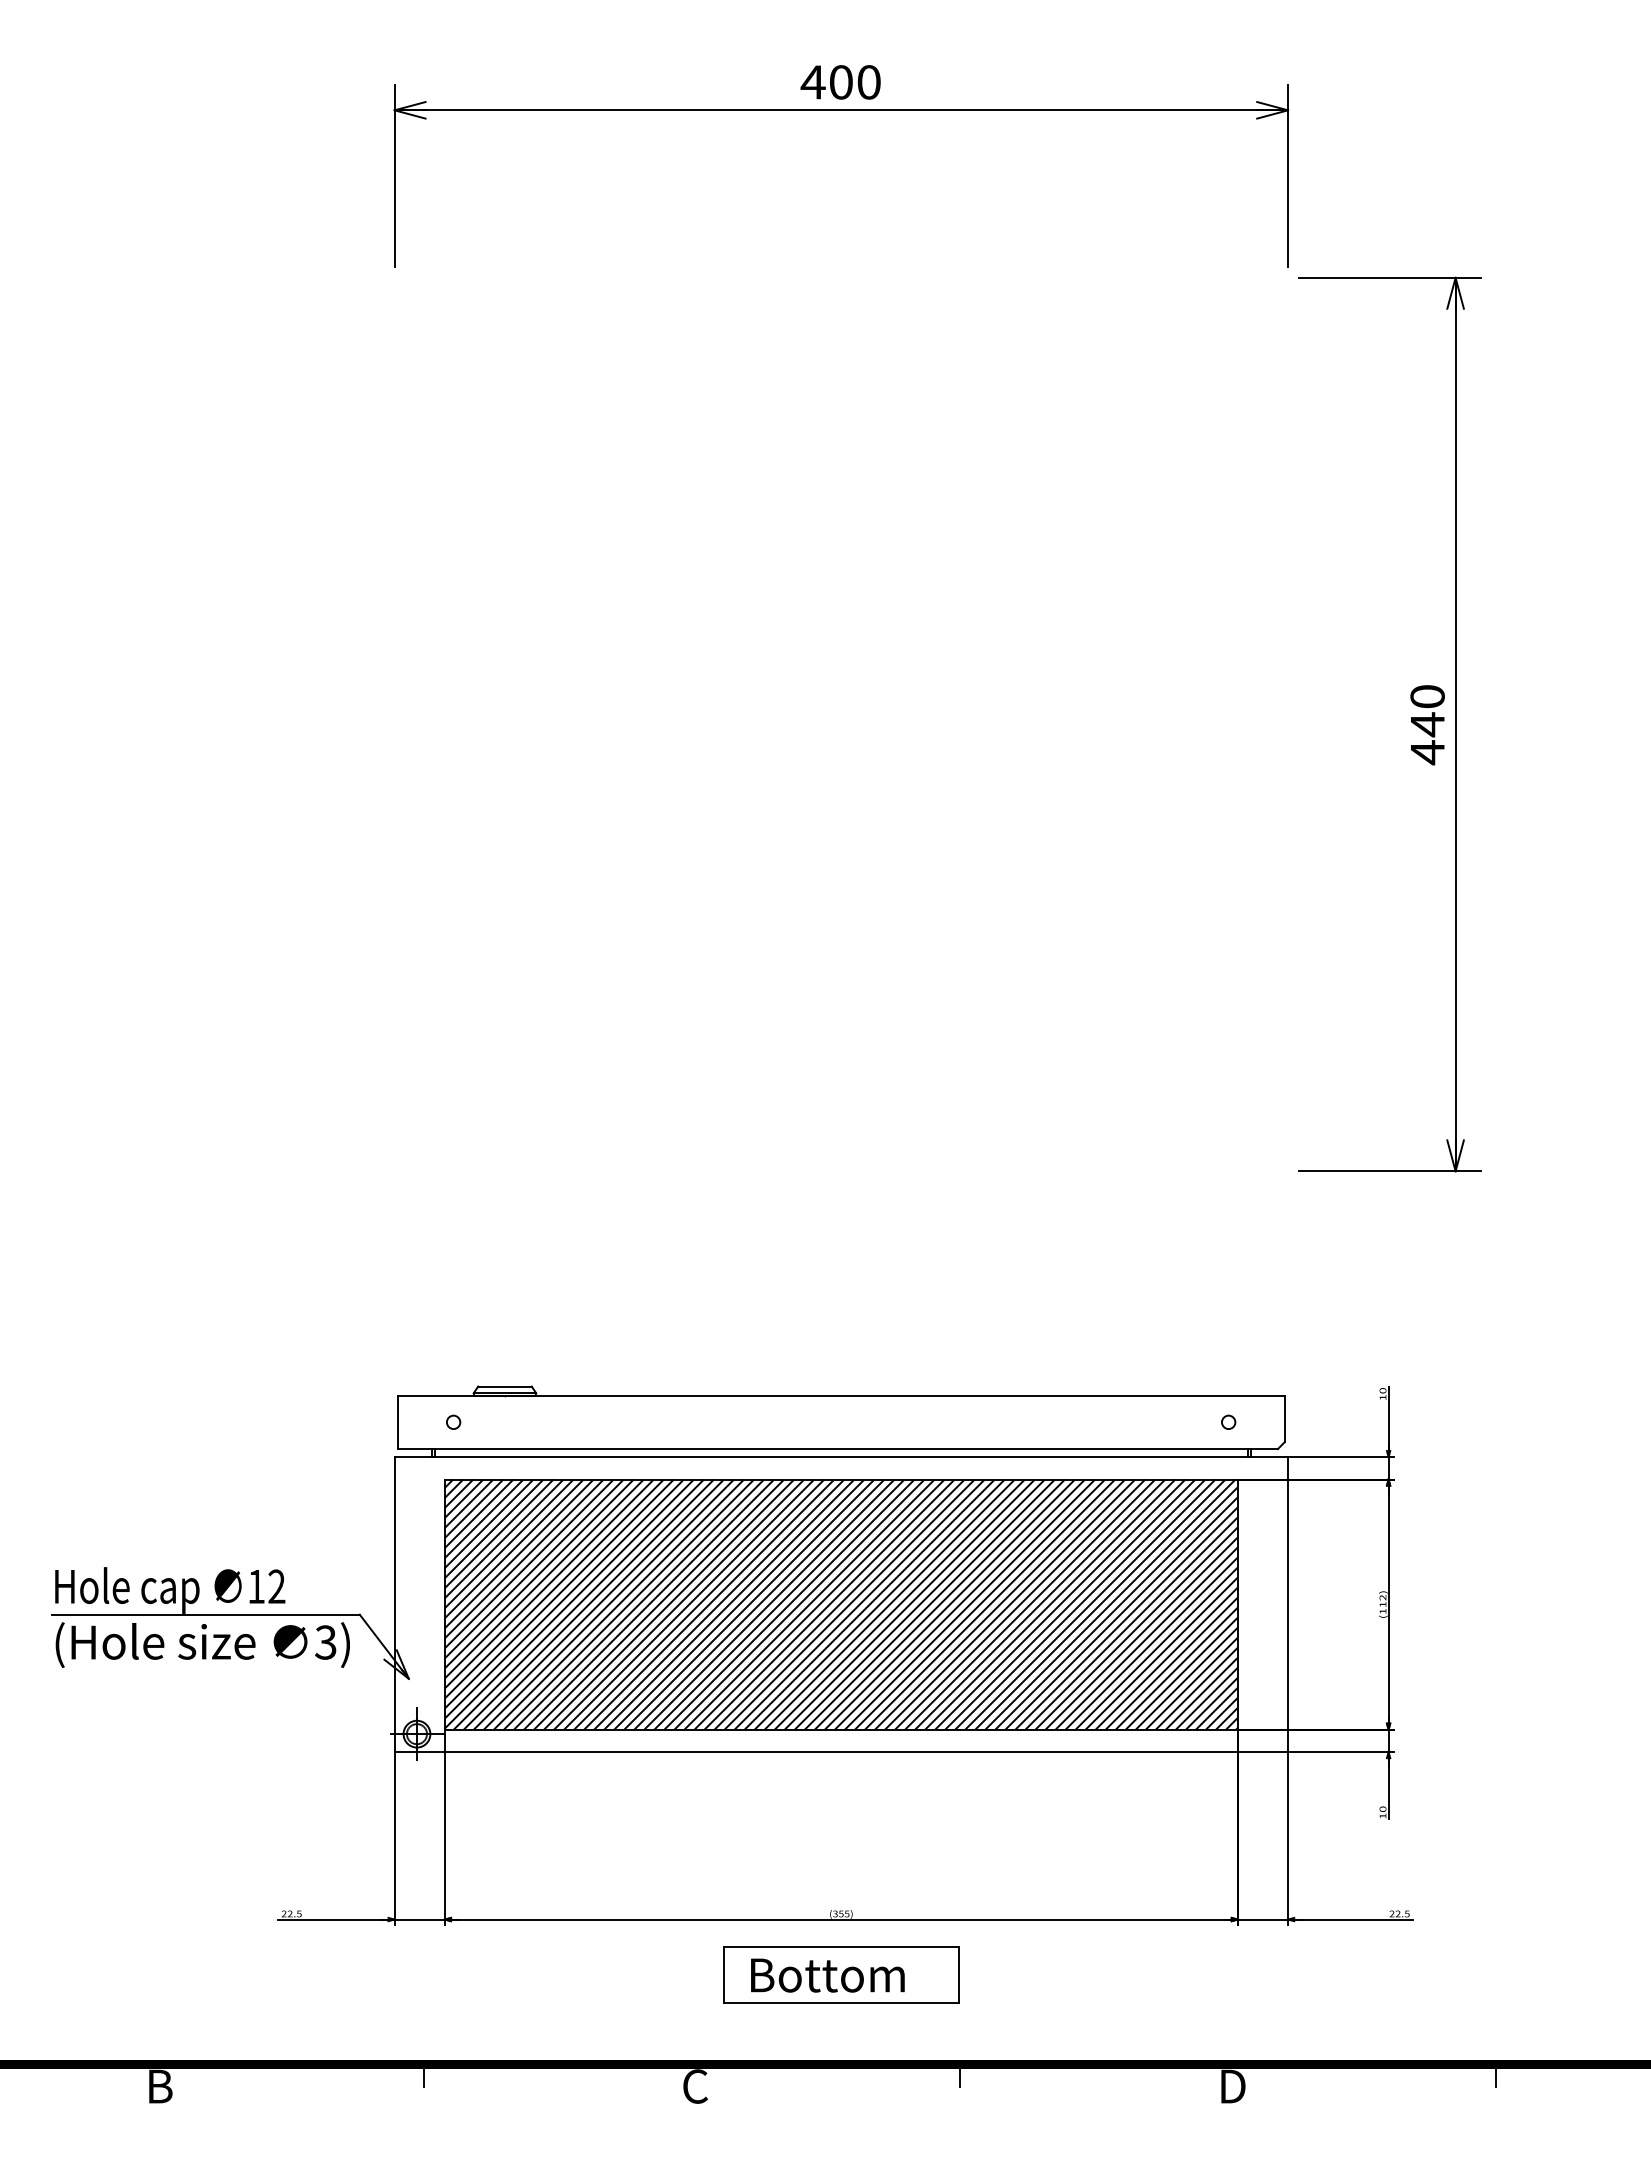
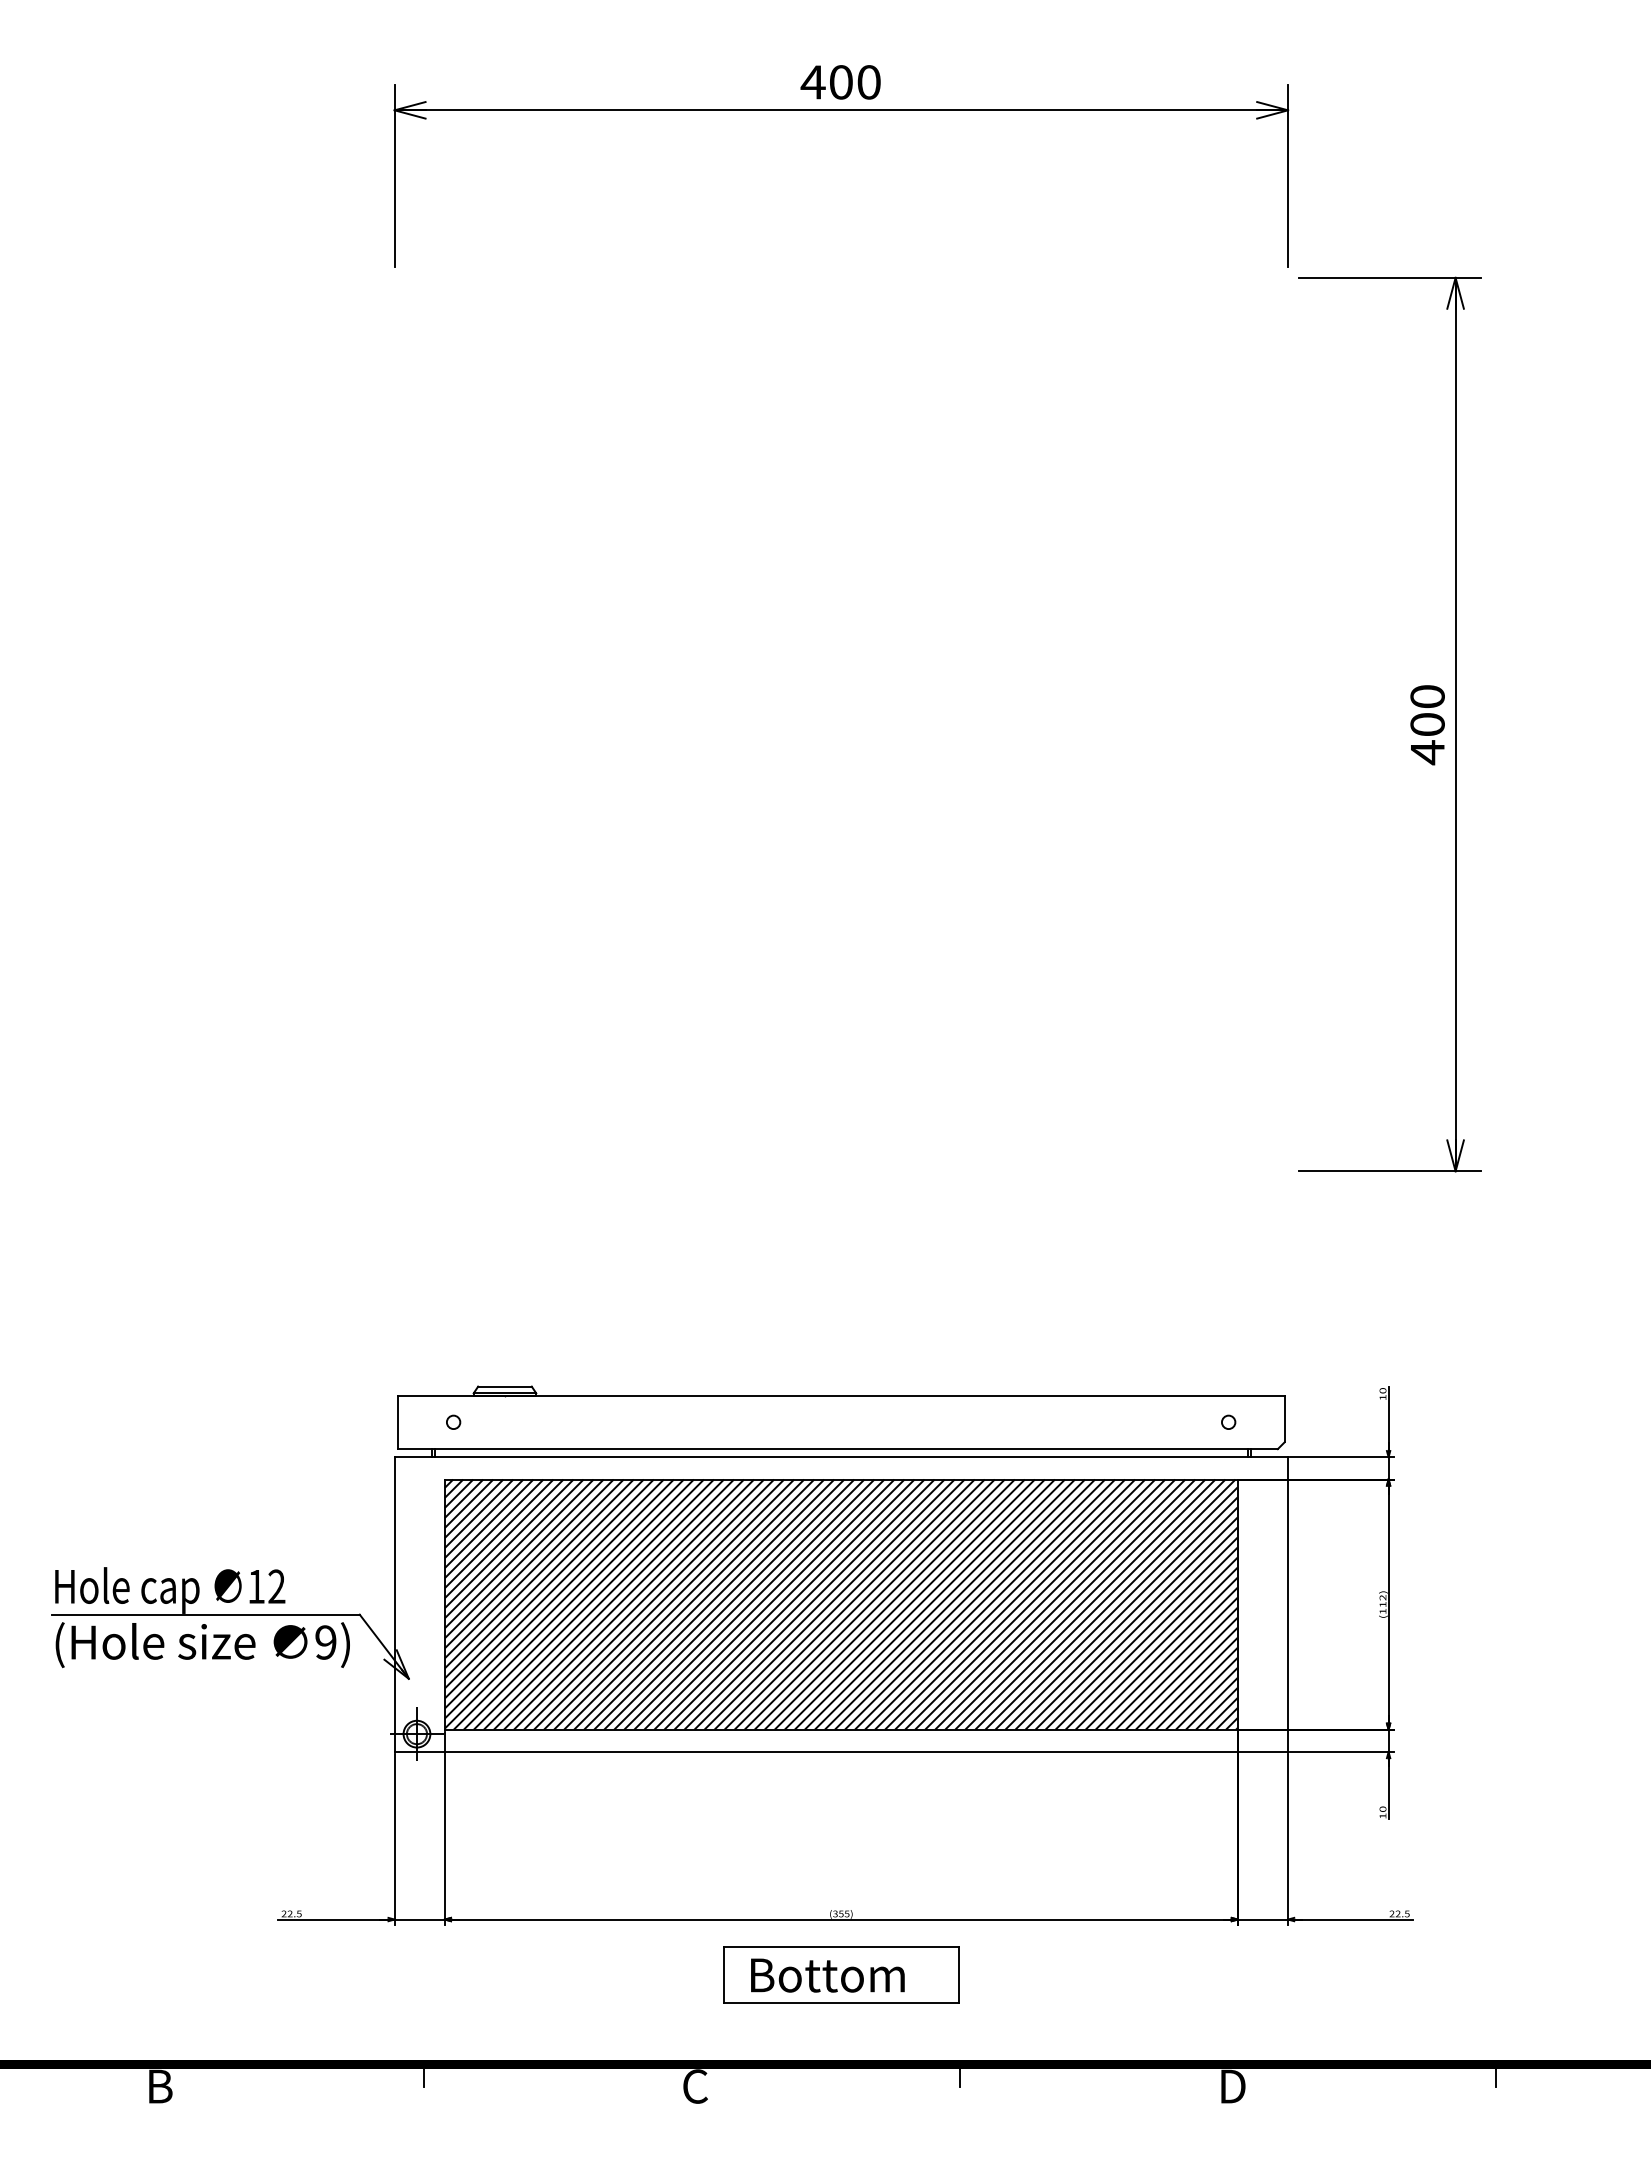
text: 440 -> 400 (1427, 724)
text: 3) -> 9) (325, 1642)
